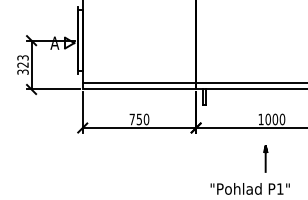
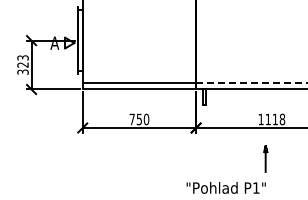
line: solid -> dashed (251, 82)
text: 1000 -> 1118 (275, 119)
text position: (249, 188) -> (225, 187) (225, 187)
